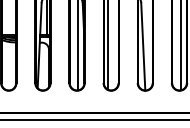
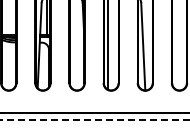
line: present -> none (78, 46)
line: present -> none (180, 46)
line: solid -> dashed (94, 119)
